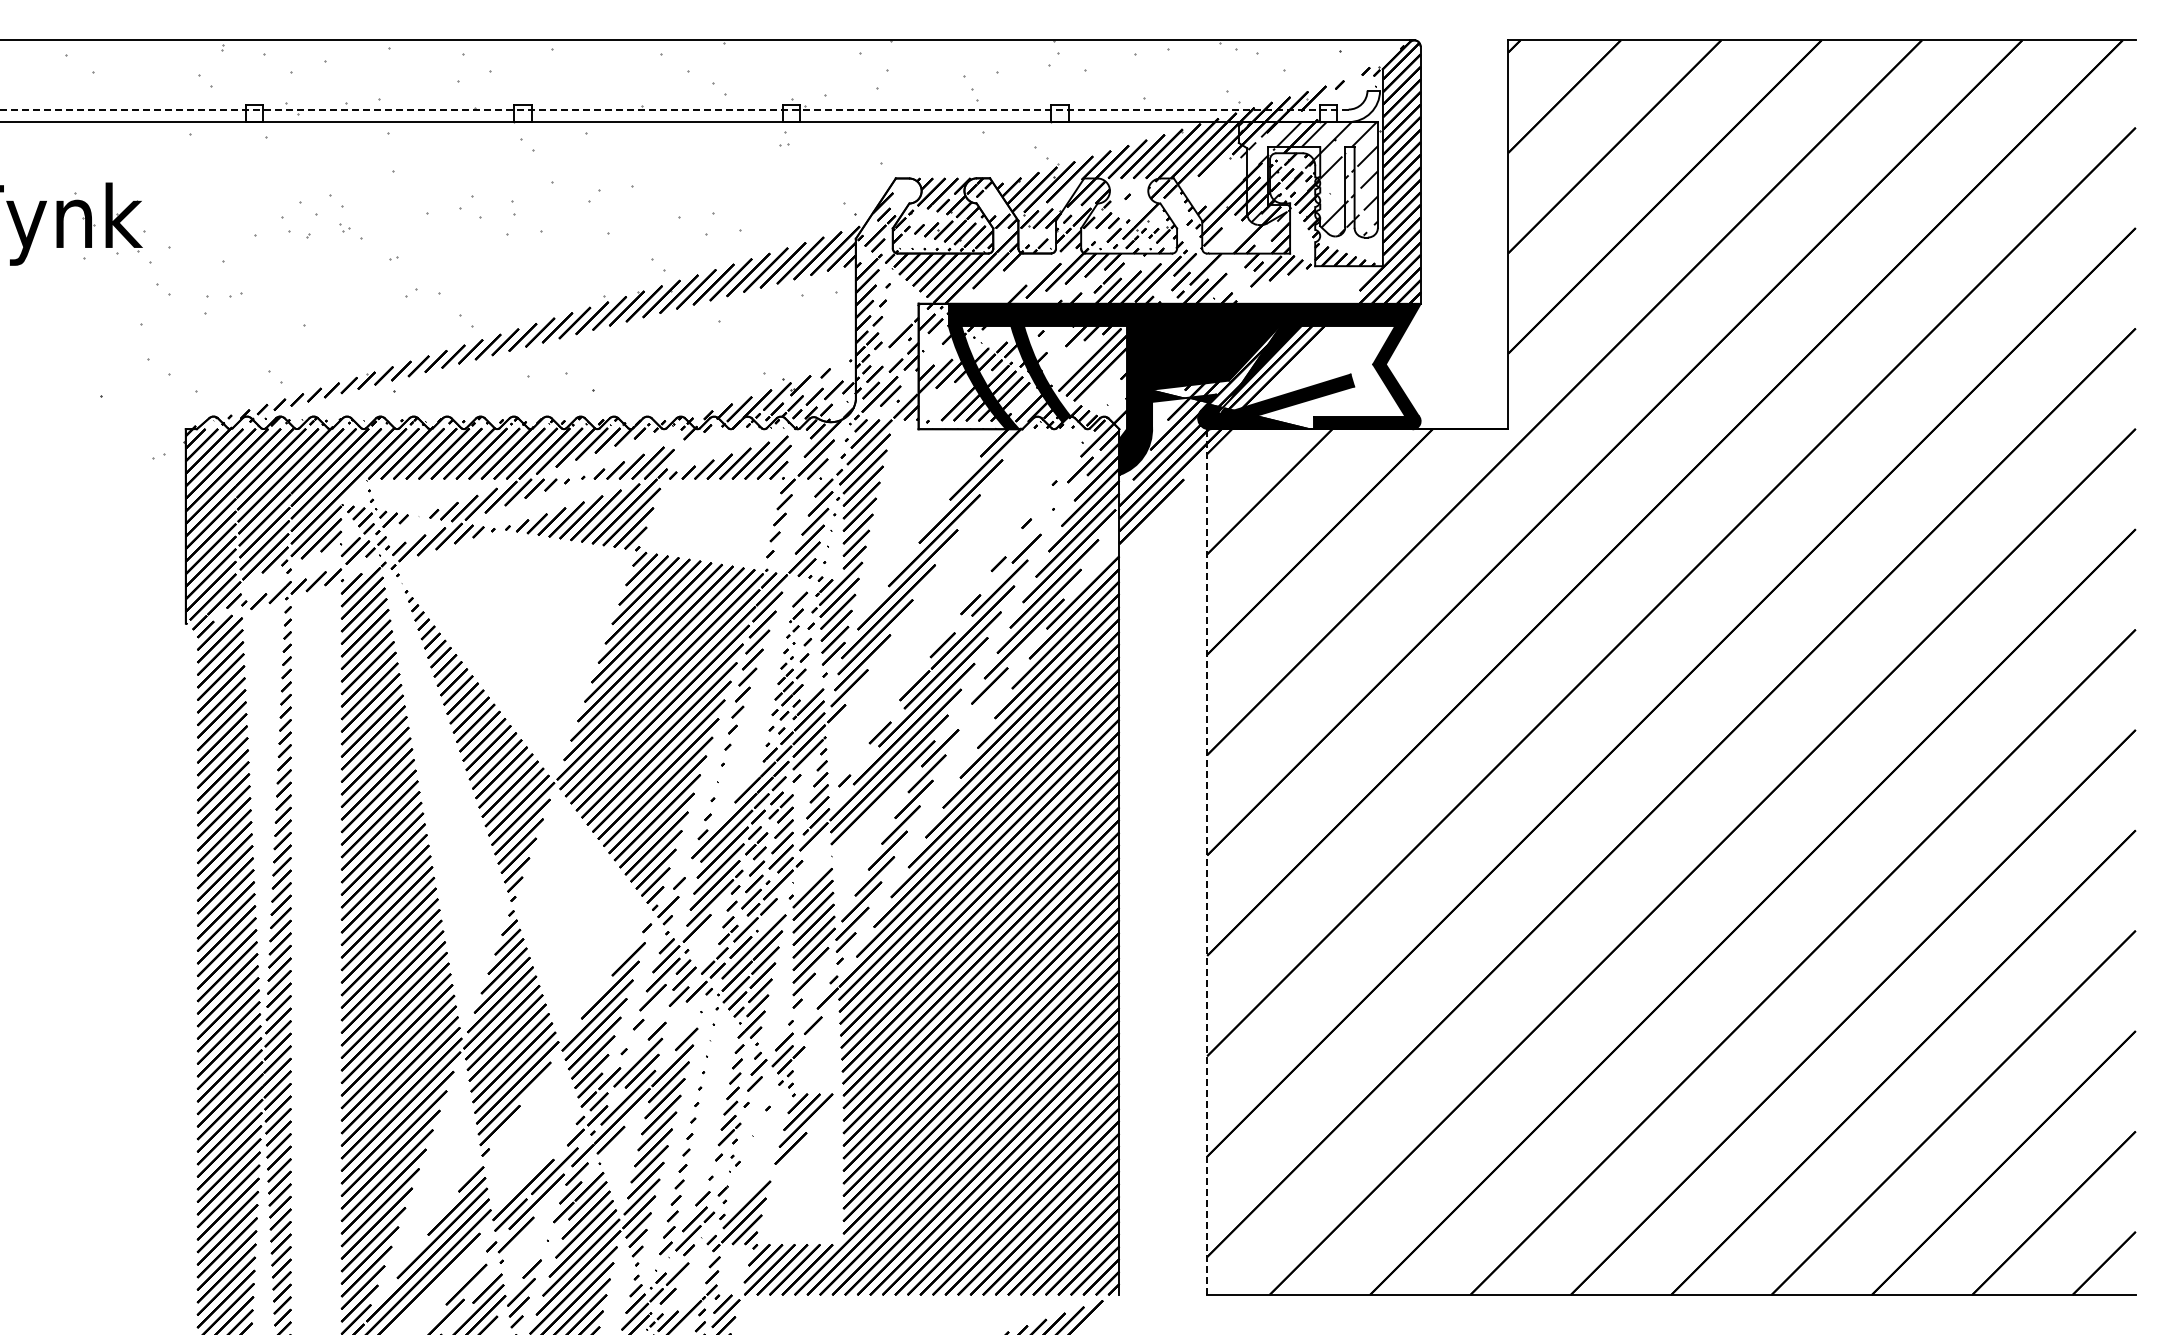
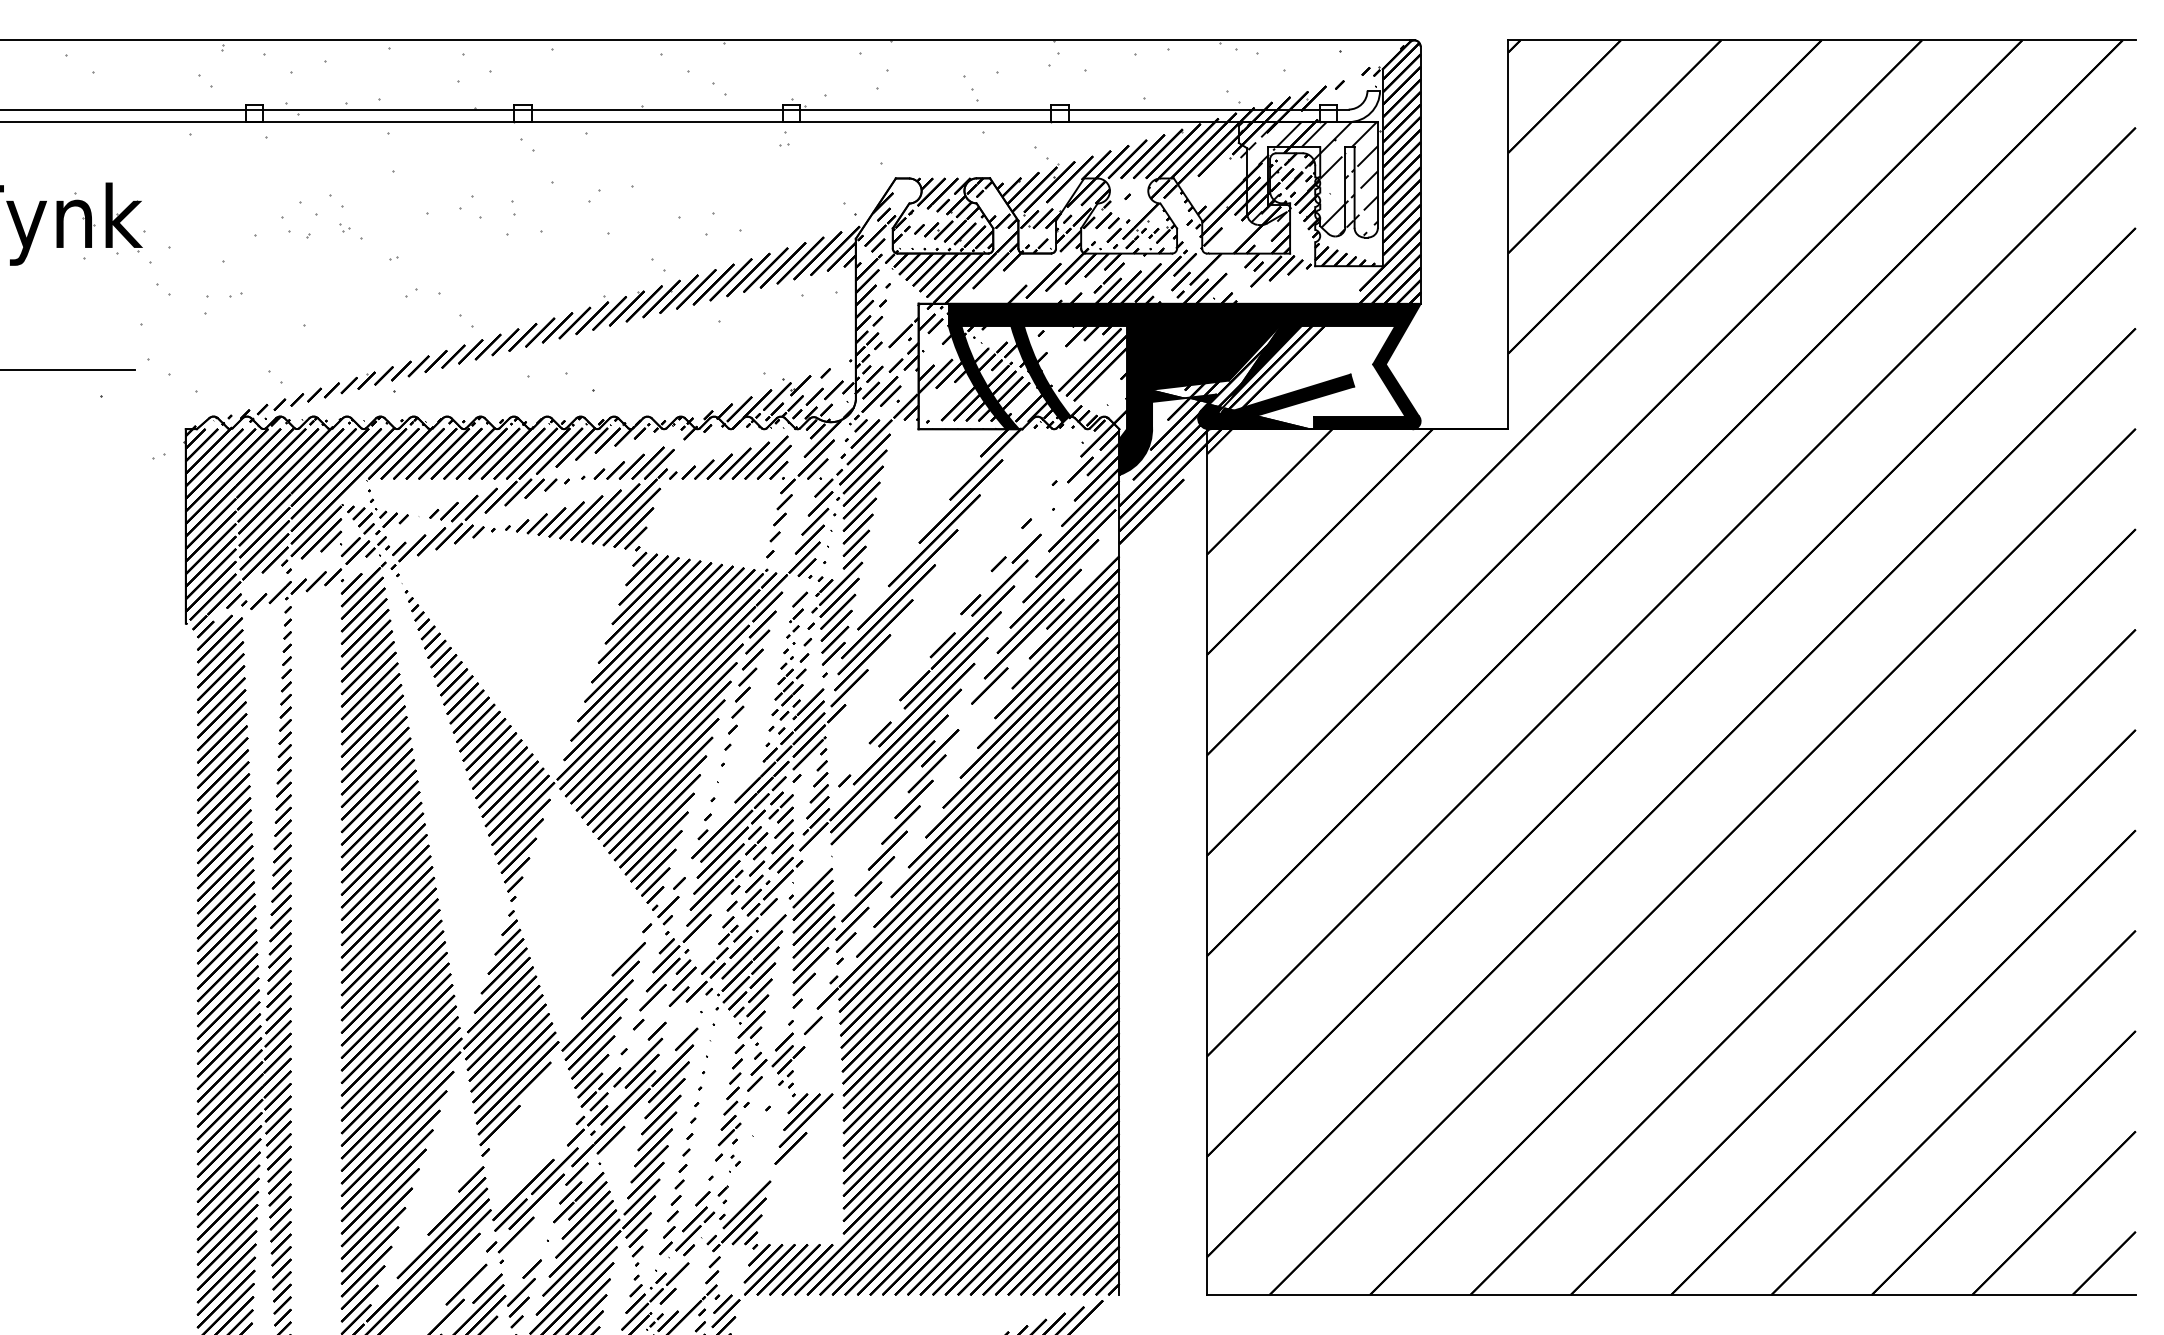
line: dashed -> solid (673, 109)
line: none -> present (68, 369)
line: dashed -> solid (1207, 862)
